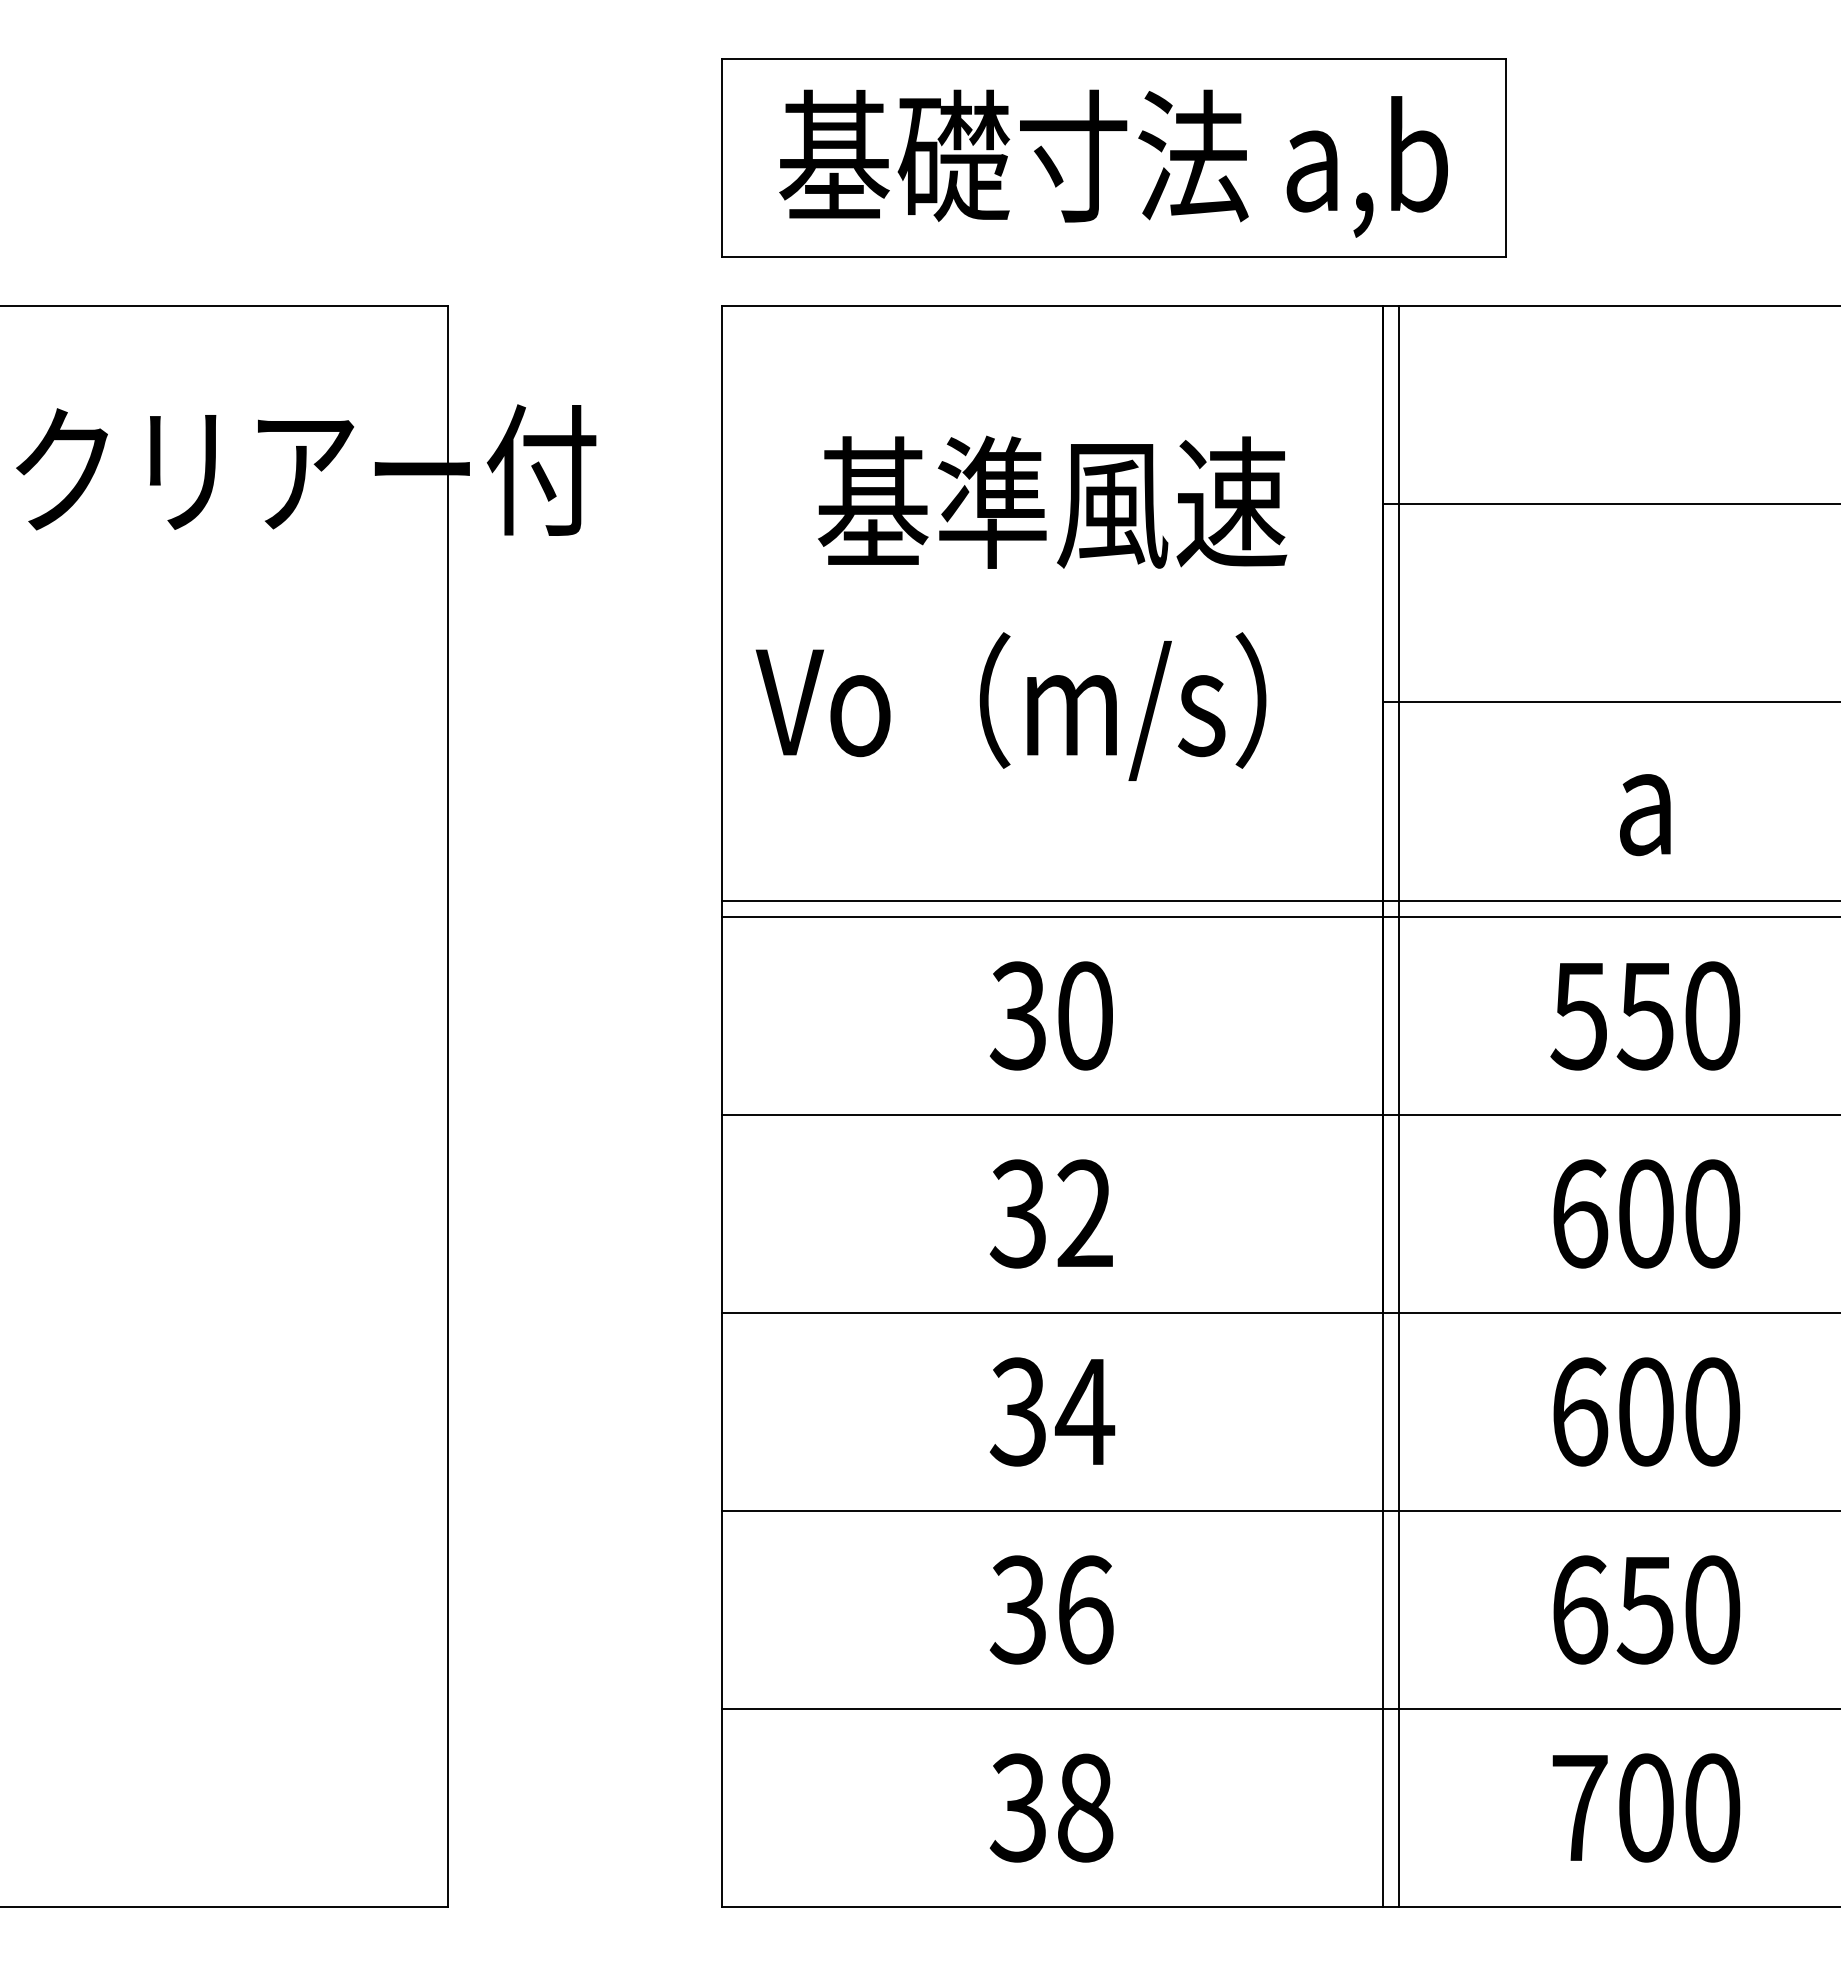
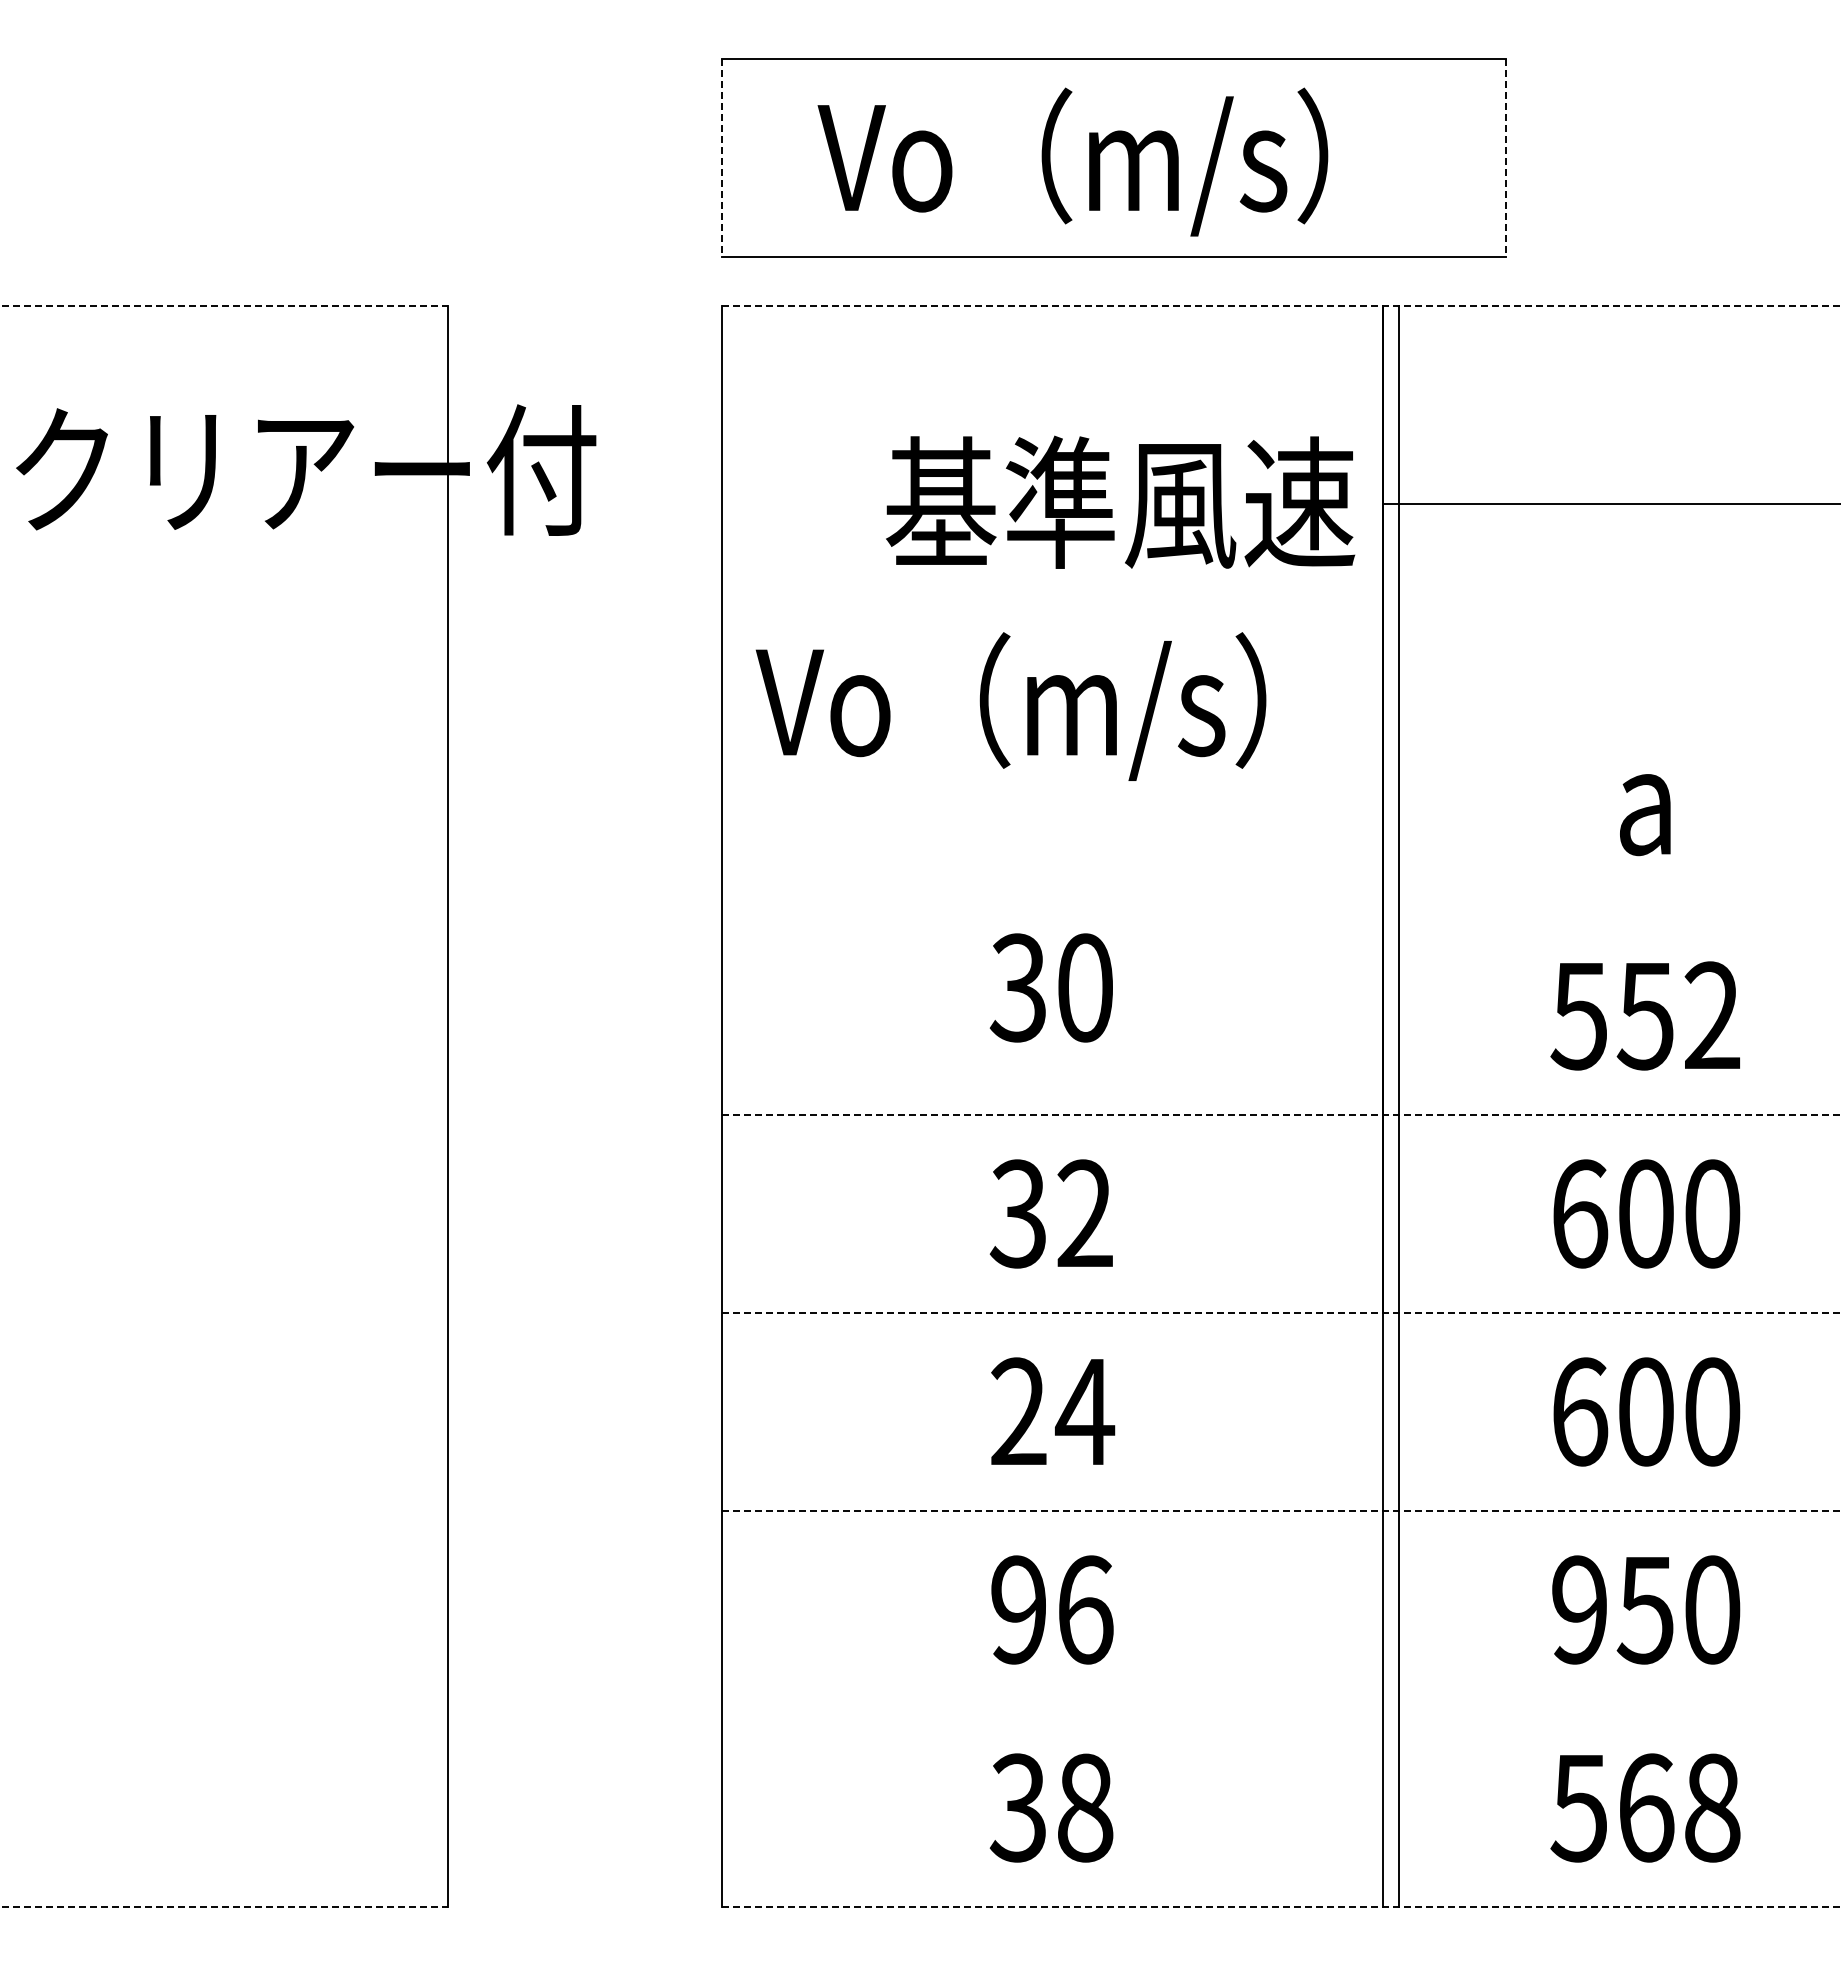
line: solid -> dashed (722, 158)
line: solid -> dashed (1506, 158)
text: 基礎寸法 a,b -> Vo（m/s） (1113, 162)
line: solid -> dashed (224, 306)
line: solid -> dashed (1281, 306)
text position: (1052, 501) -> (1120, 501) (1120, 501)
line: present -> none (1609, 702)
line: present -> none (1279, 900)
line: present -> none (1279, 917)
text position: (1050, 1015) -> (1050, 987) (1050, 987)
text: 550 -> 552 (1712, 1015)
line: solid -> dashed (1281, 1115)
line: solid -> dashed (1281, 1313)
text: 34 -> 24 (1017, 1411)
line: solid -> dashed (1281, 1511)
text: 36 -> 96 (1017, 1609)
text: 650 -> 950 (1580, 1609)
line: present -> none (1279, 1709)
text: 700 -> 568 (1645, 1807)
line: solid -> dashed (224, 1907)
line: solid -> dashed (1281, 1907)
